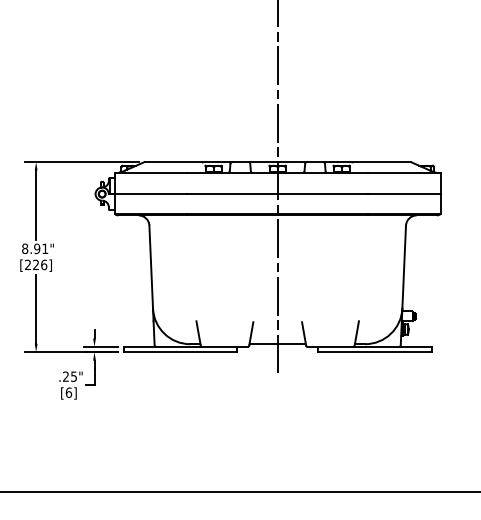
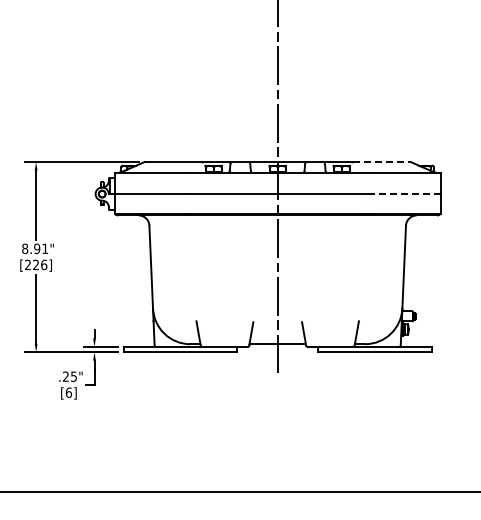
line: solid -> dashed (382, 162)
line: solid -> dashed (404, 194)
